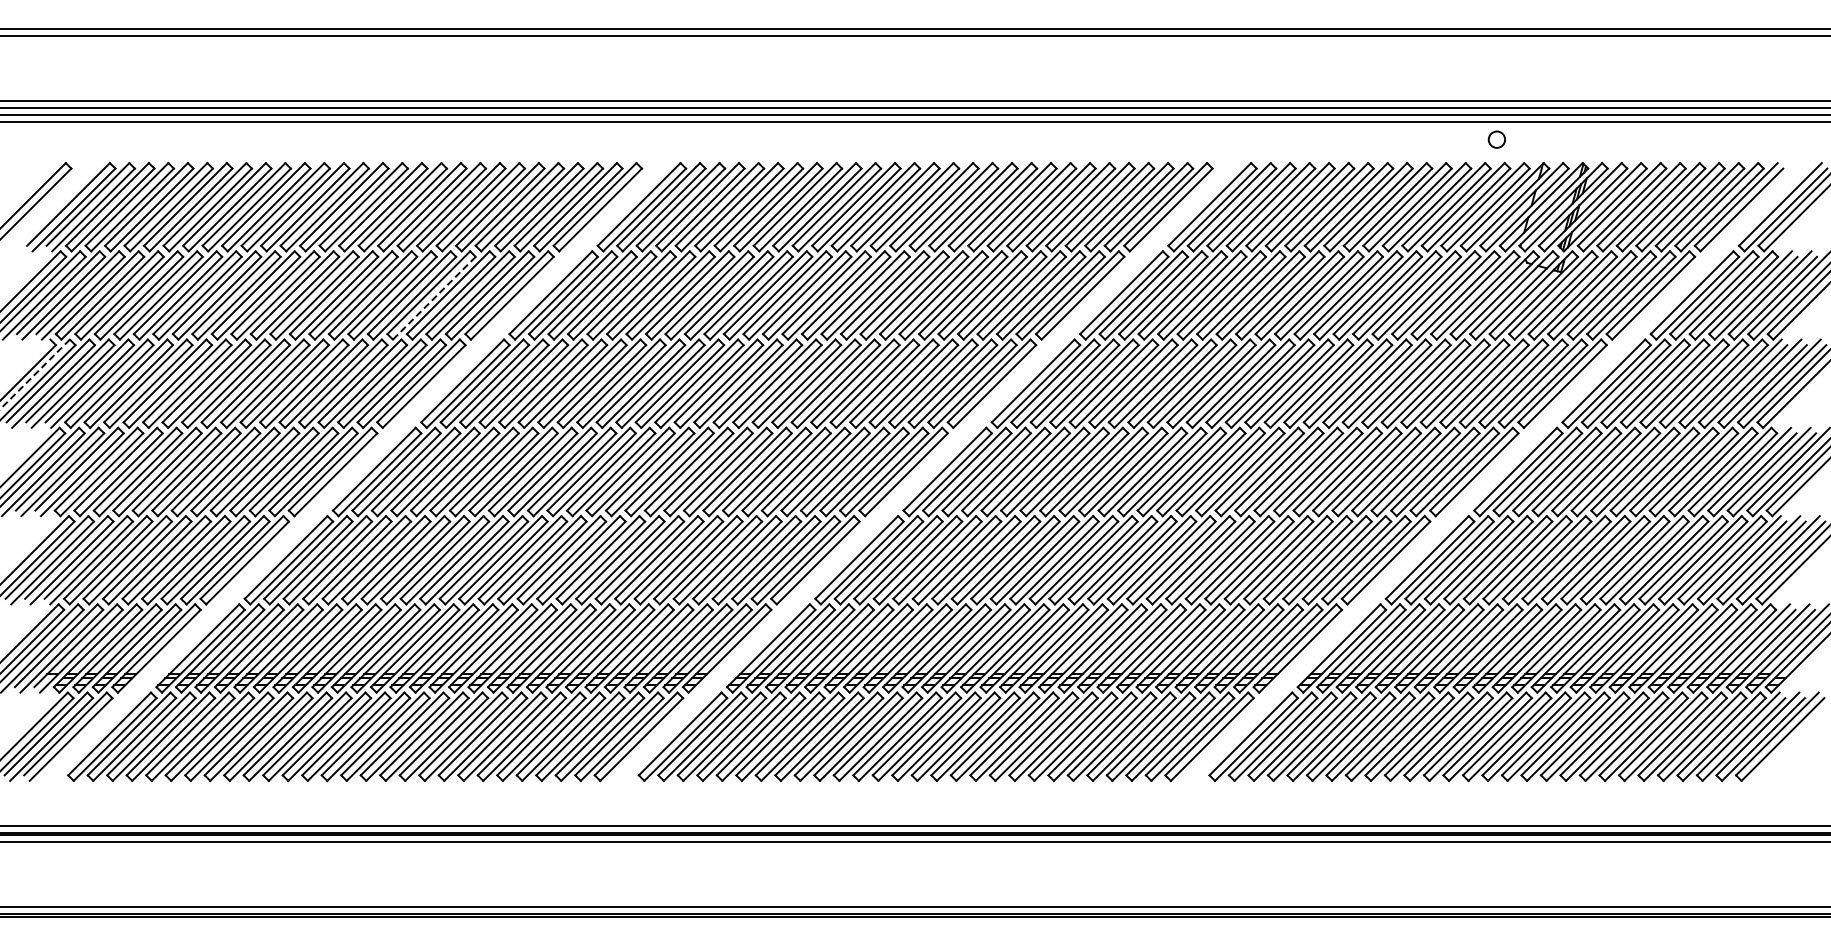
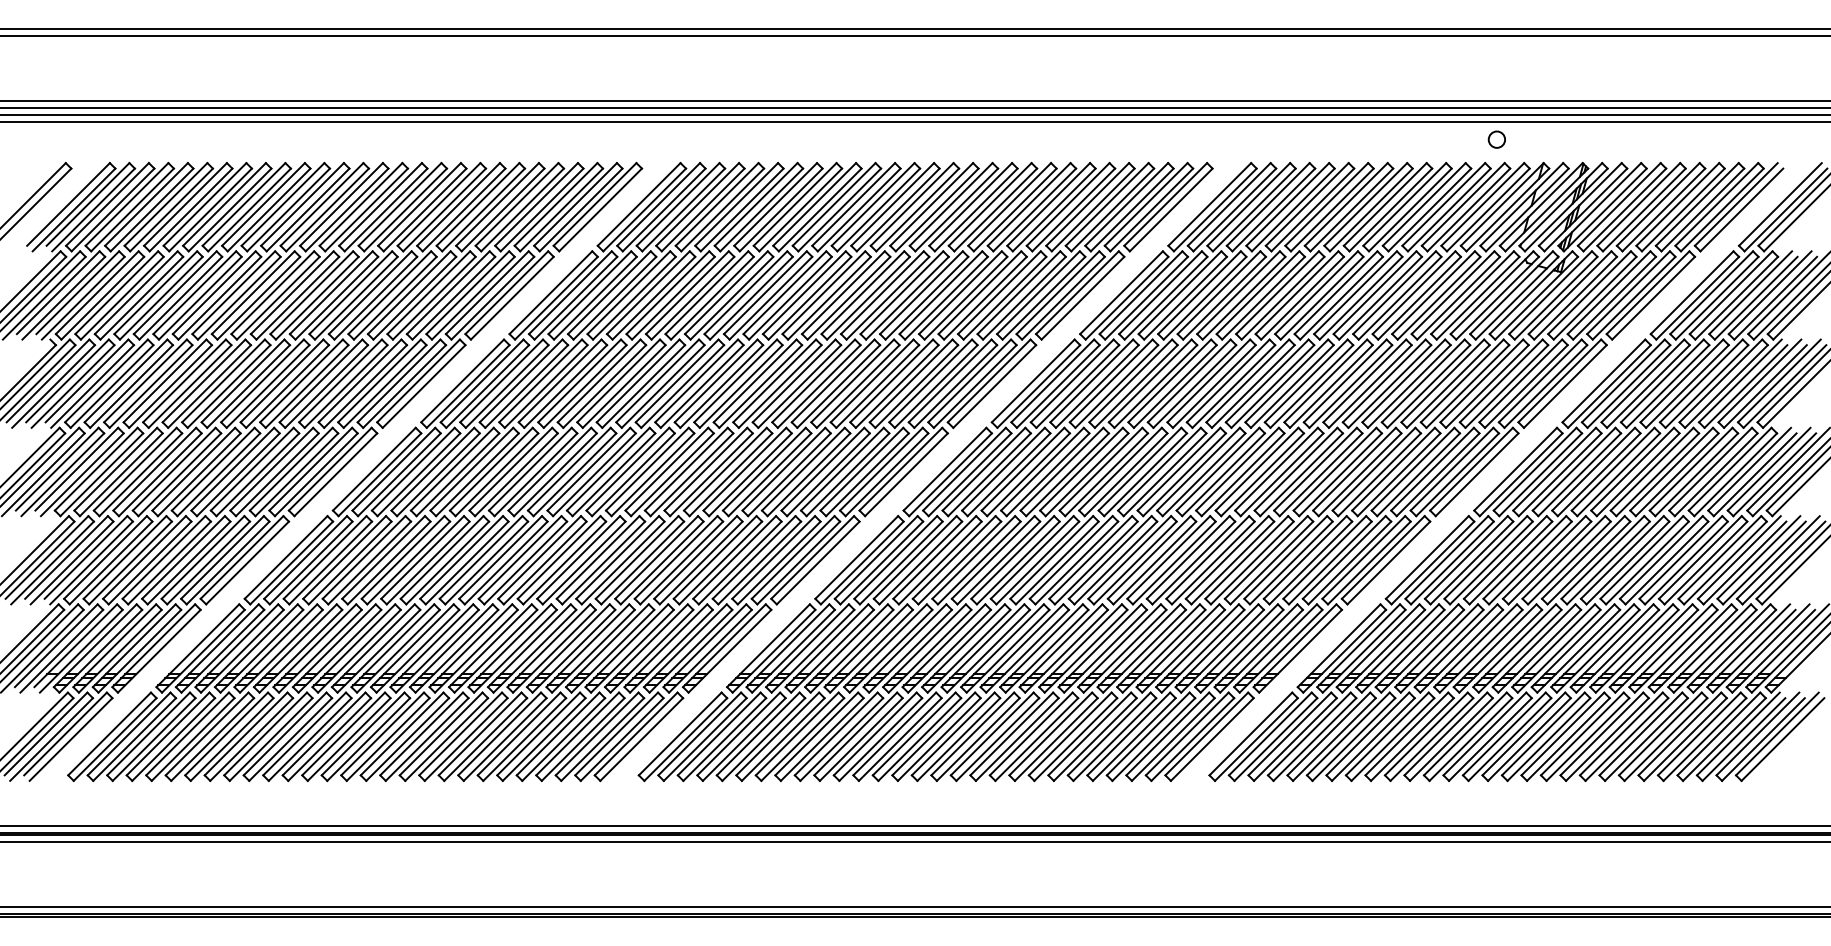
line: dashed -> solid (434, 297)
line: dashed -> solid (35, 374)
